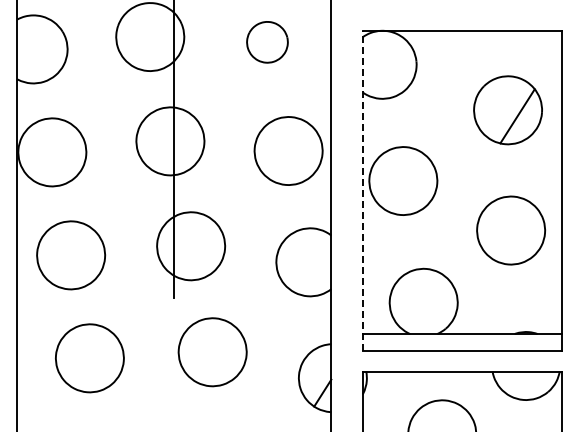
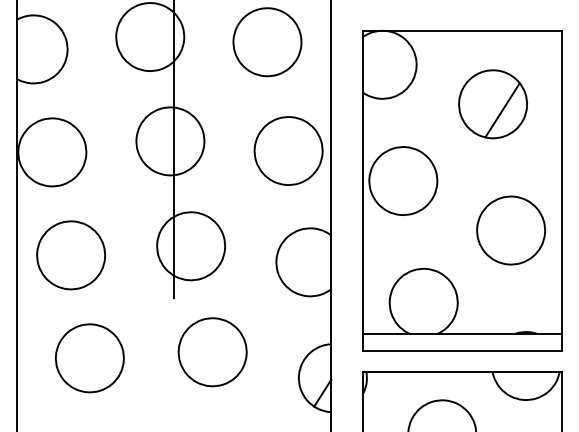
part size: 43x43 px -> 71x71 px (267, 42)
part position: (507, 110) -> (492, 104) (492, 104)
line: dashed -> solid (362, 190)
